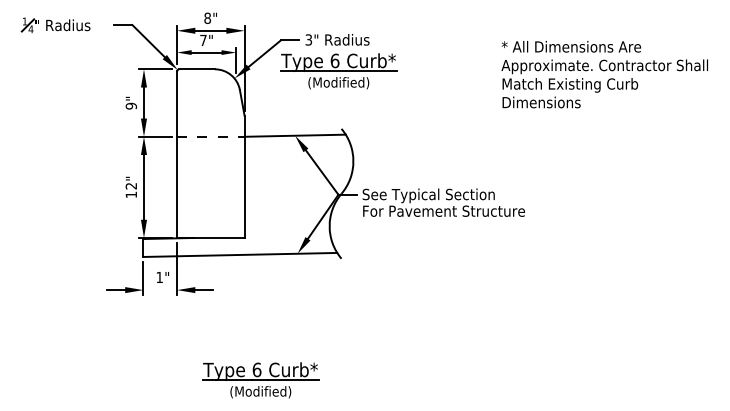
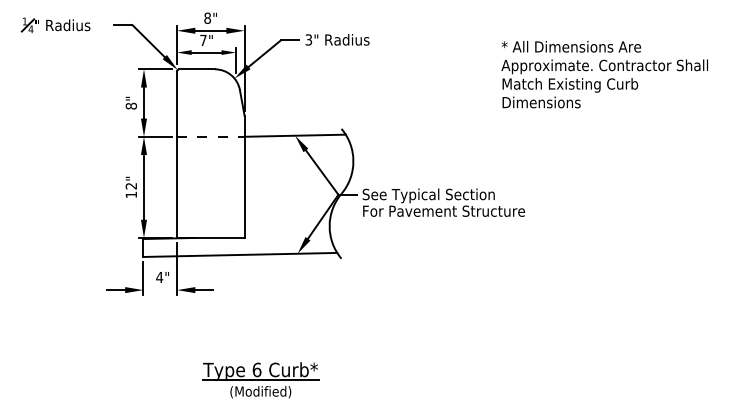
part: present -> none (338, 71)
text: 9" -> 8" (131, 105)
text: 1" -> 4" (159, 277)
